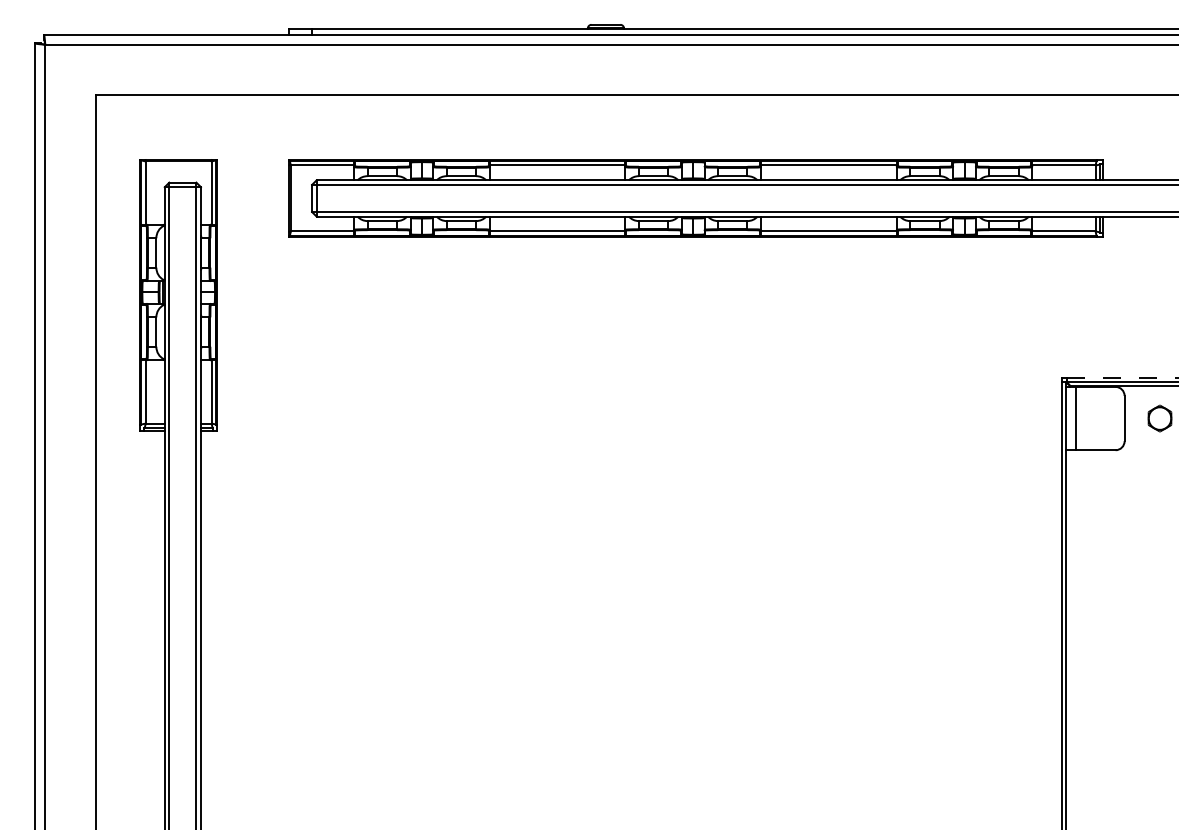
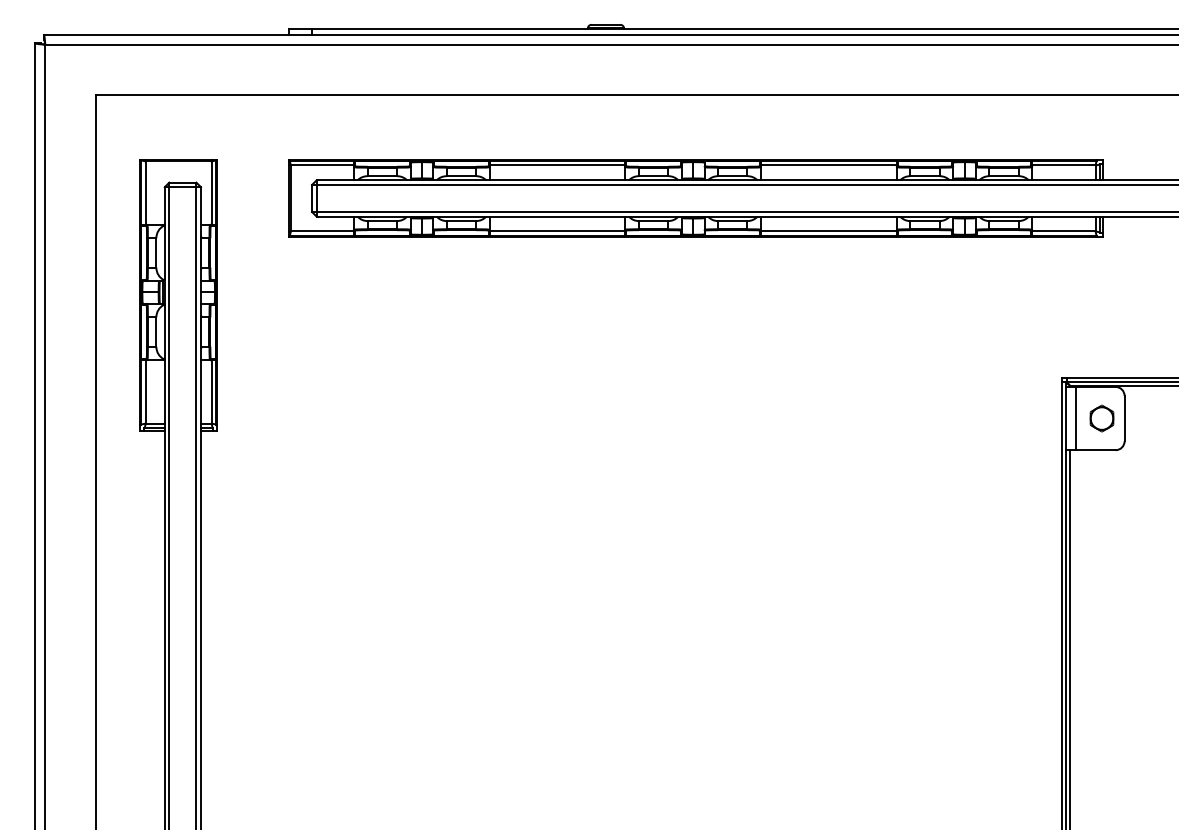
line: dashed -> solid (1122, 377)
part position: (1159, 418) -> (1101, 418) (1101, 418)
line: none -> present (1070, 638)
